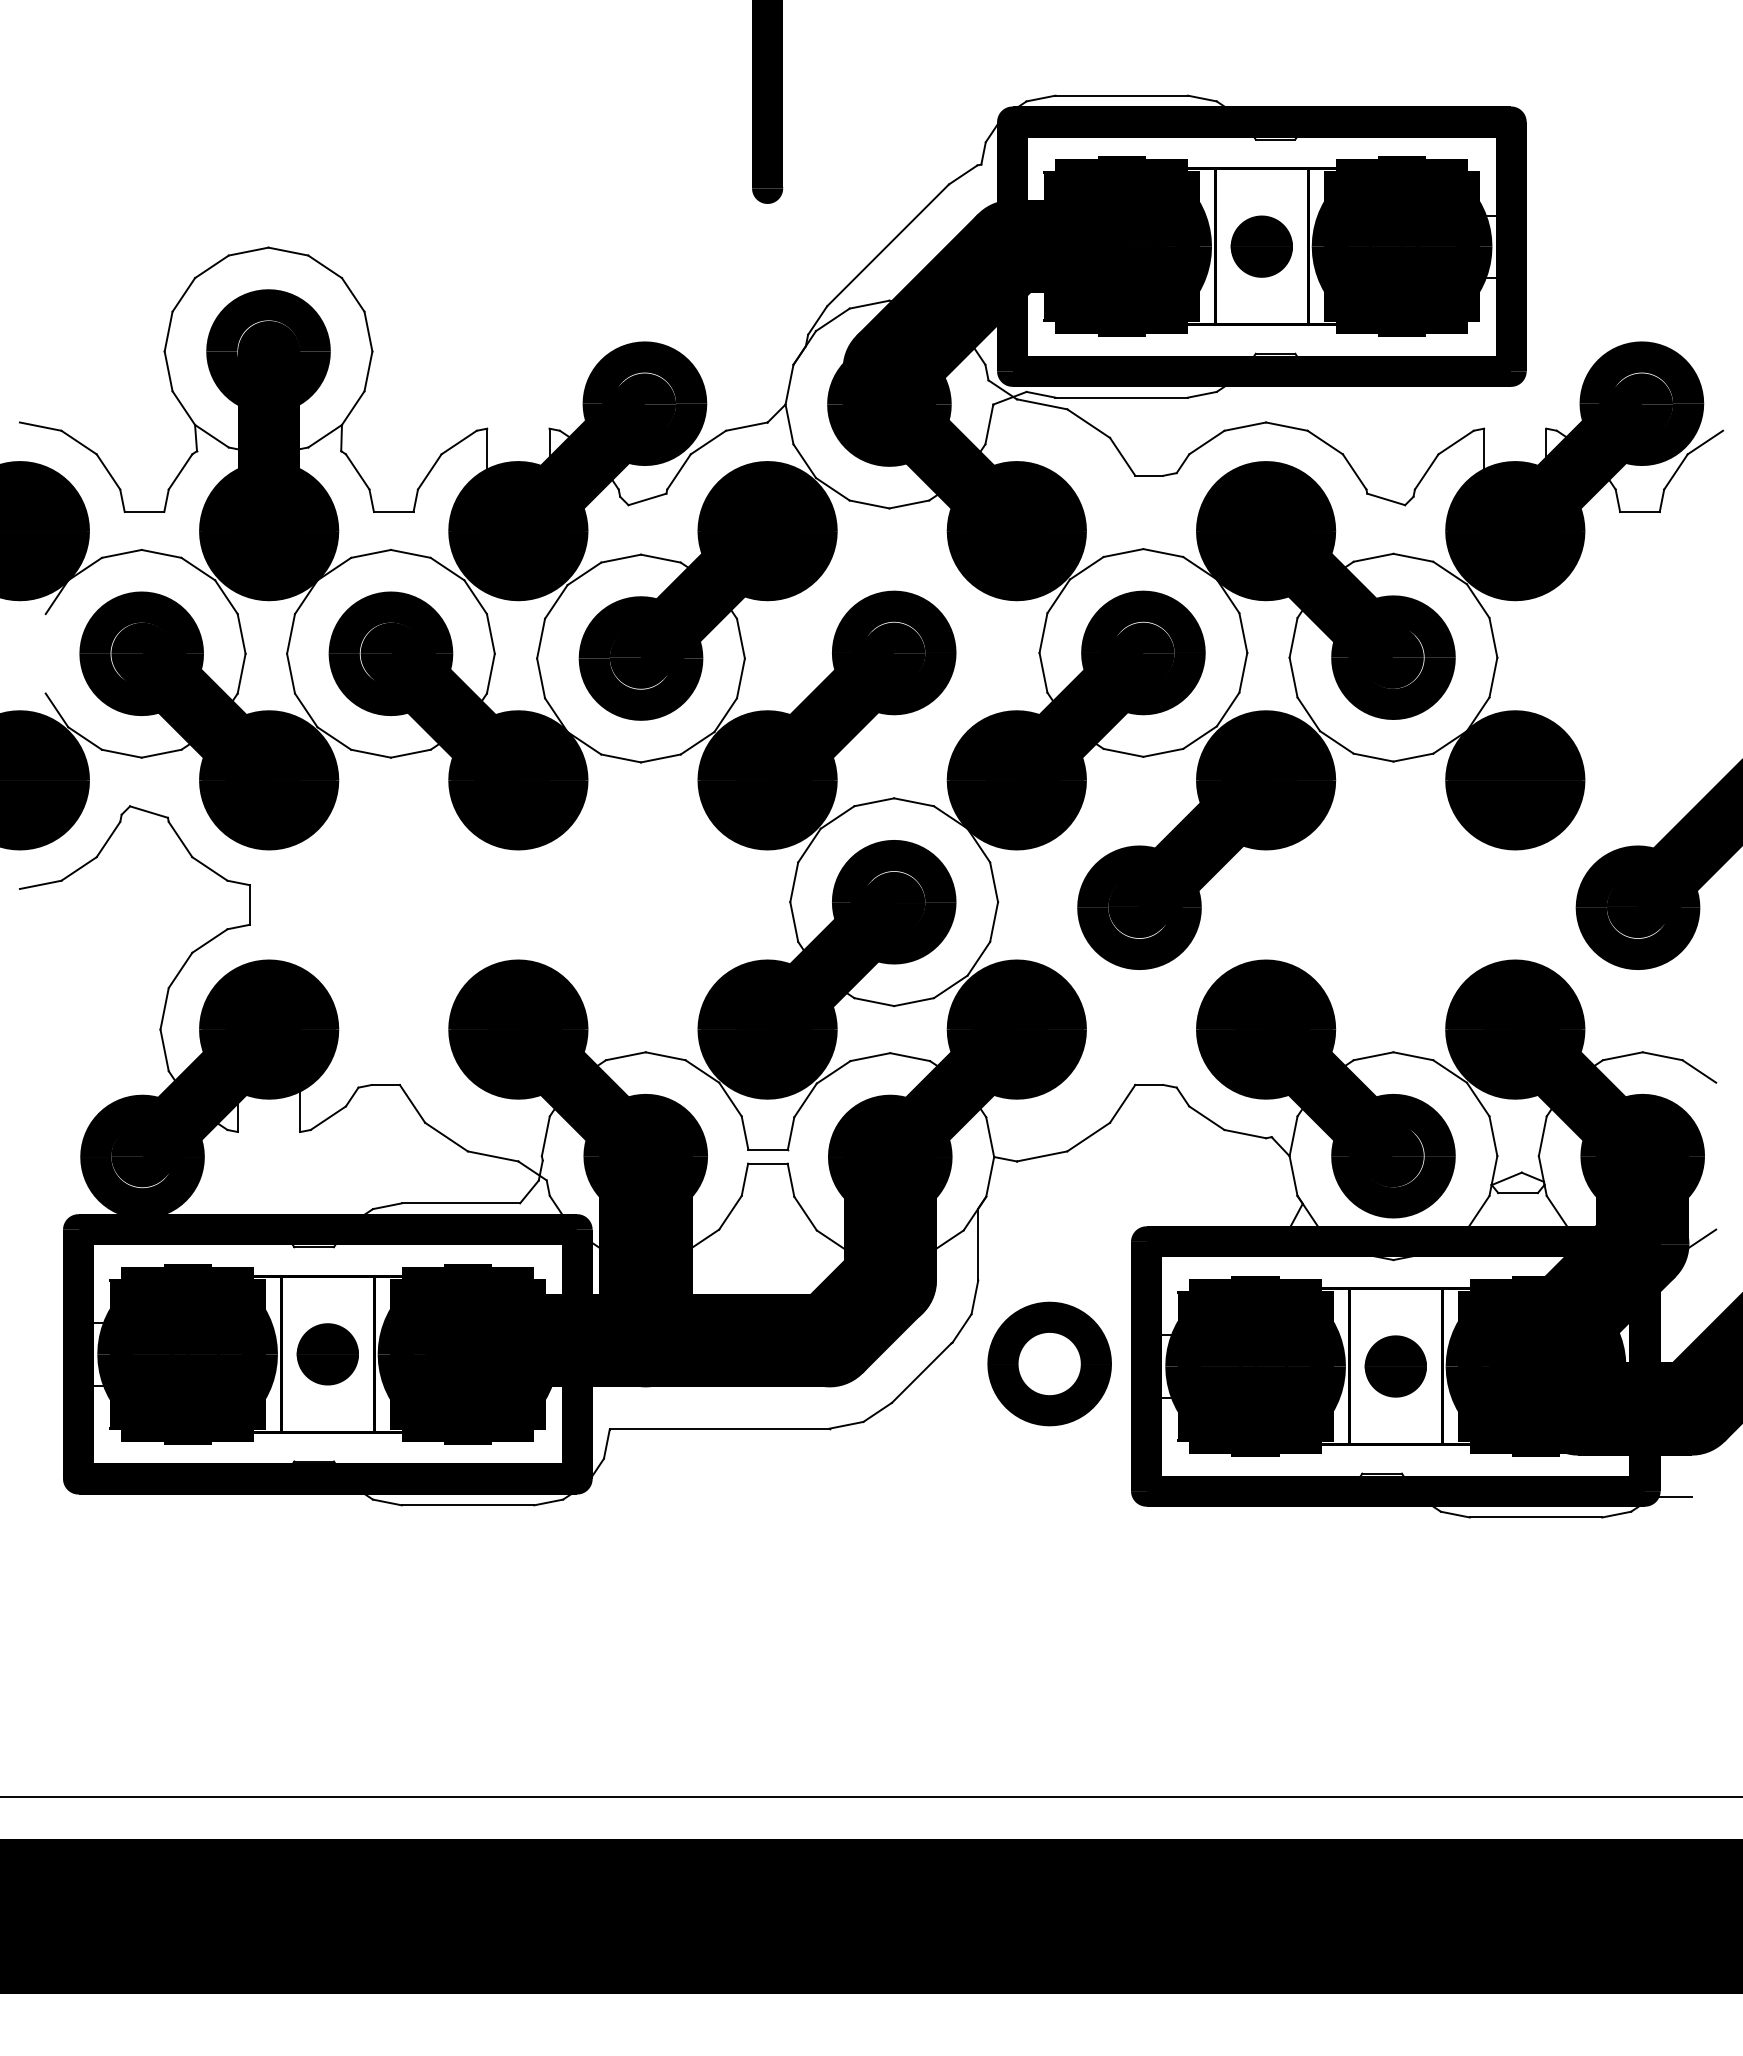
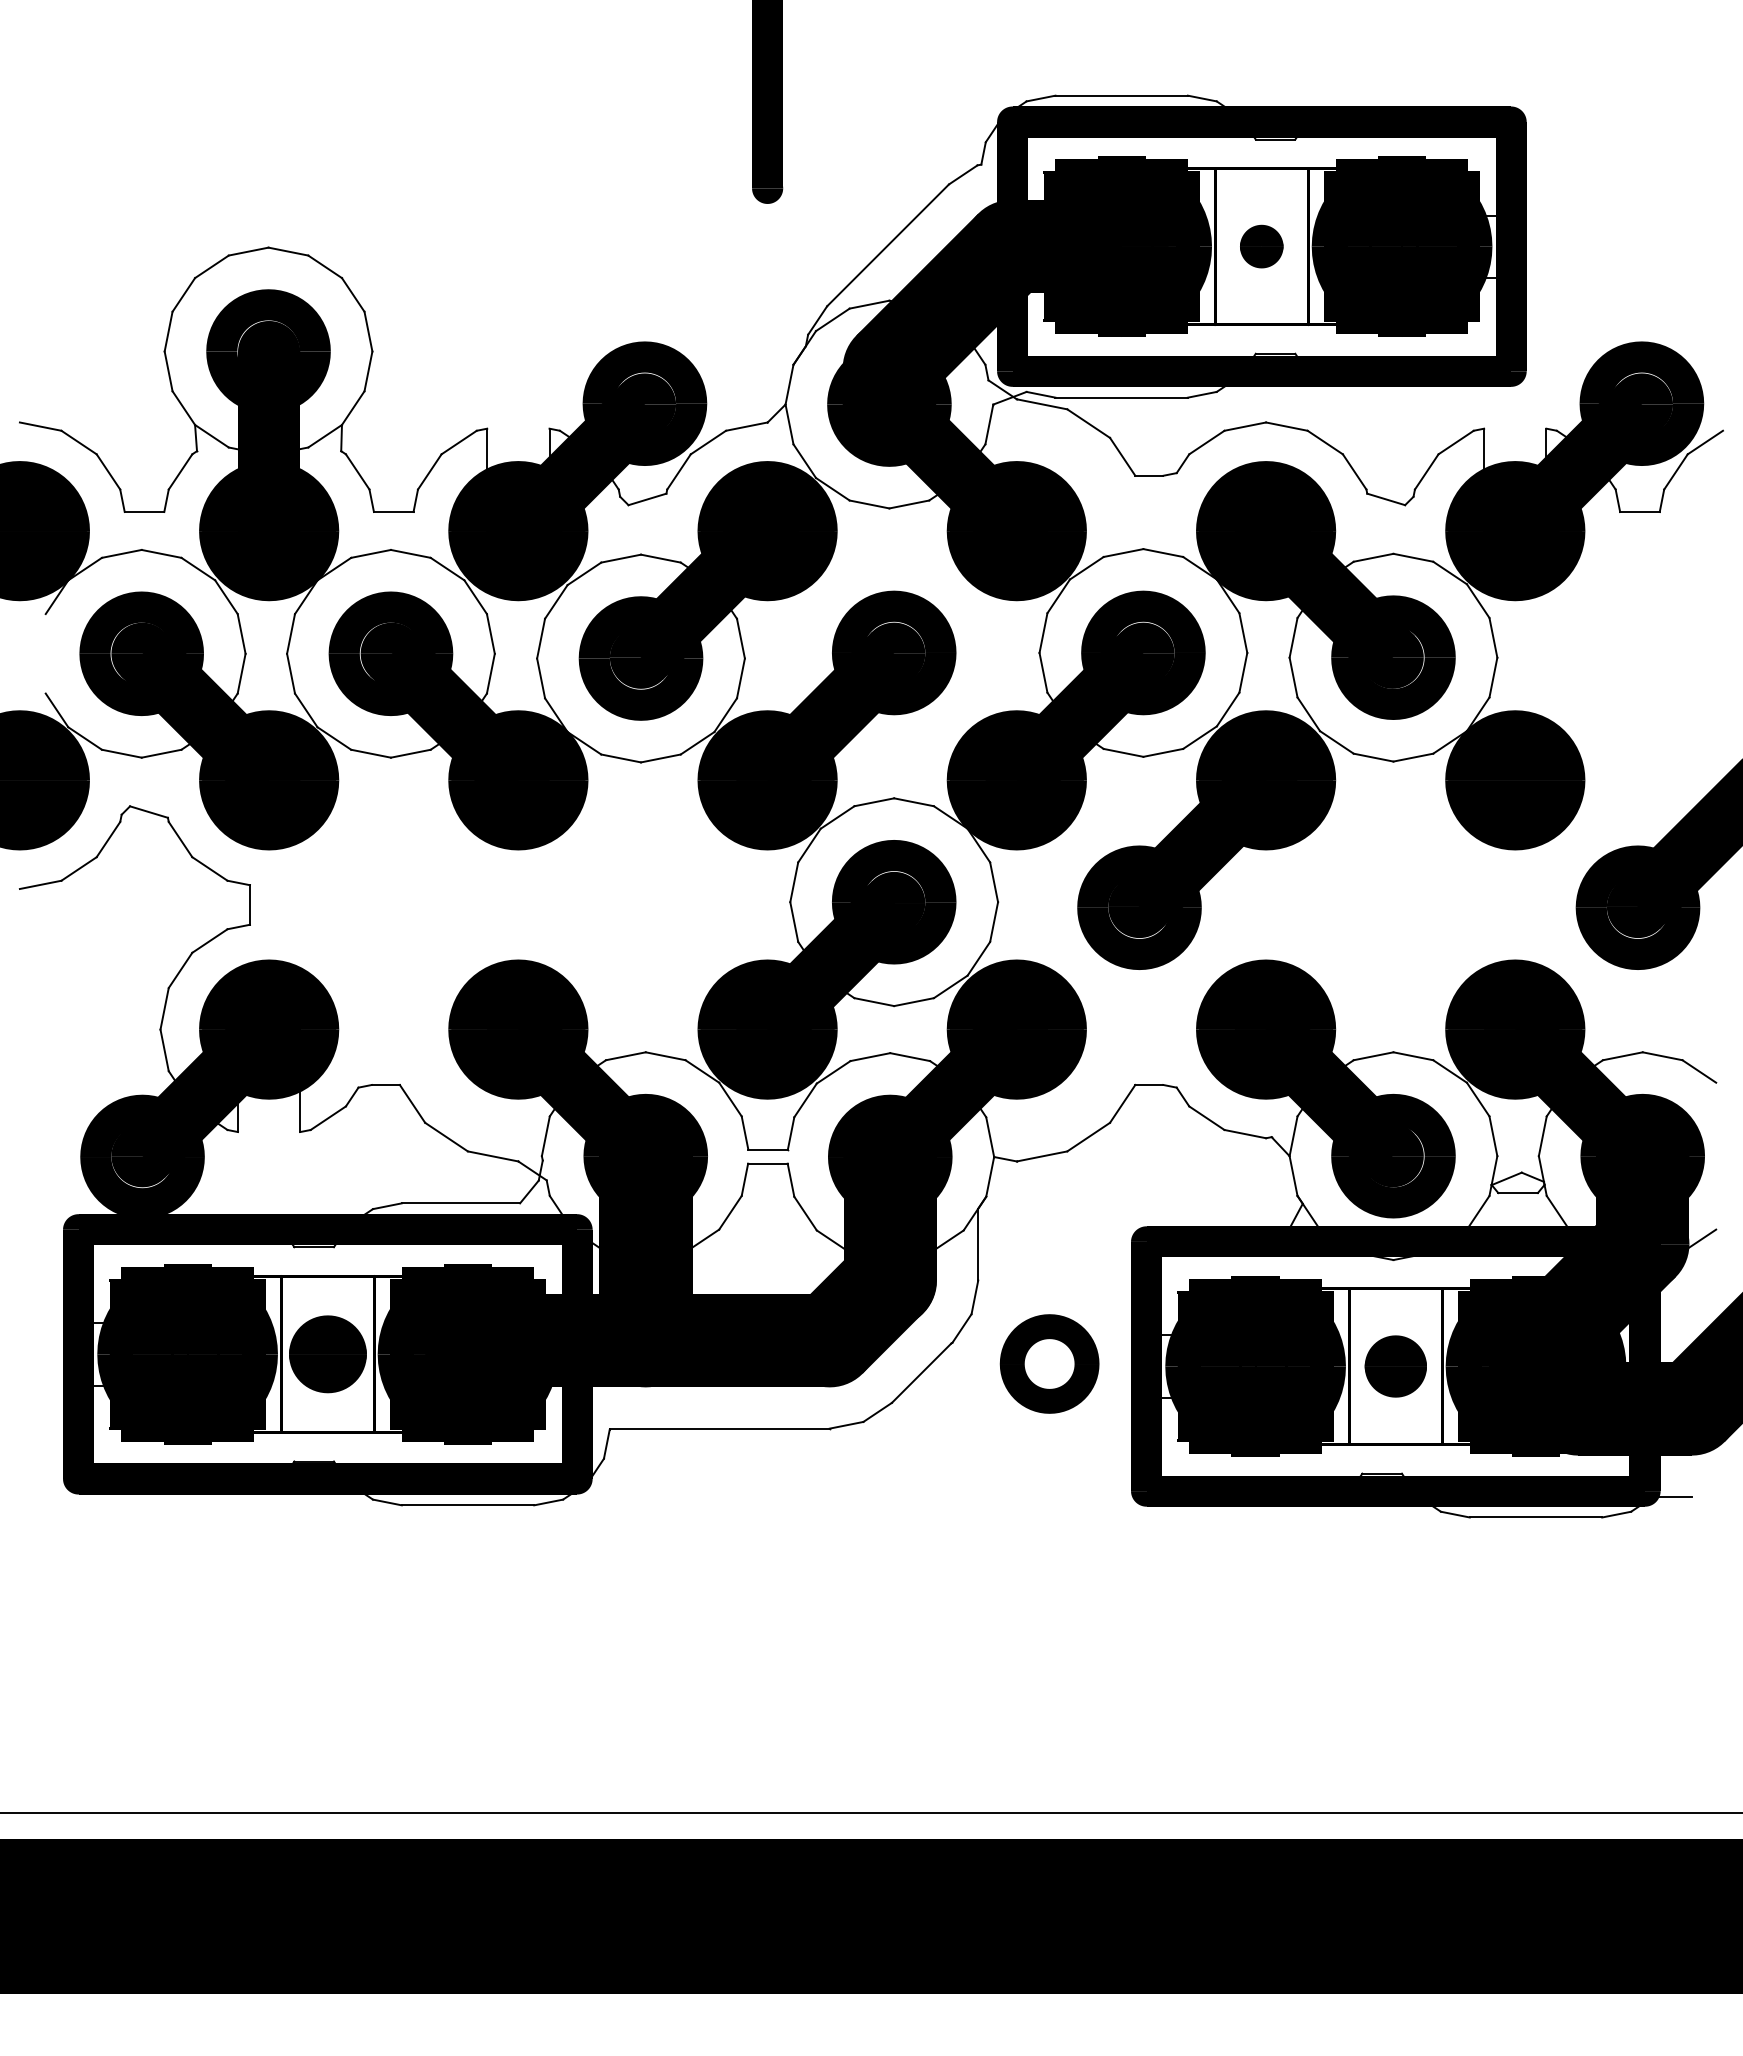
part size: 63x63 px -> 44x45 px (1261, 246)
part size: 63x63 px -> 78x79 px (327, 1354)
part size: 125x126 px -> 101x100 px (1049, 1363)
line position: (870, 1796) -> (870, 1812) (870, 1812)
